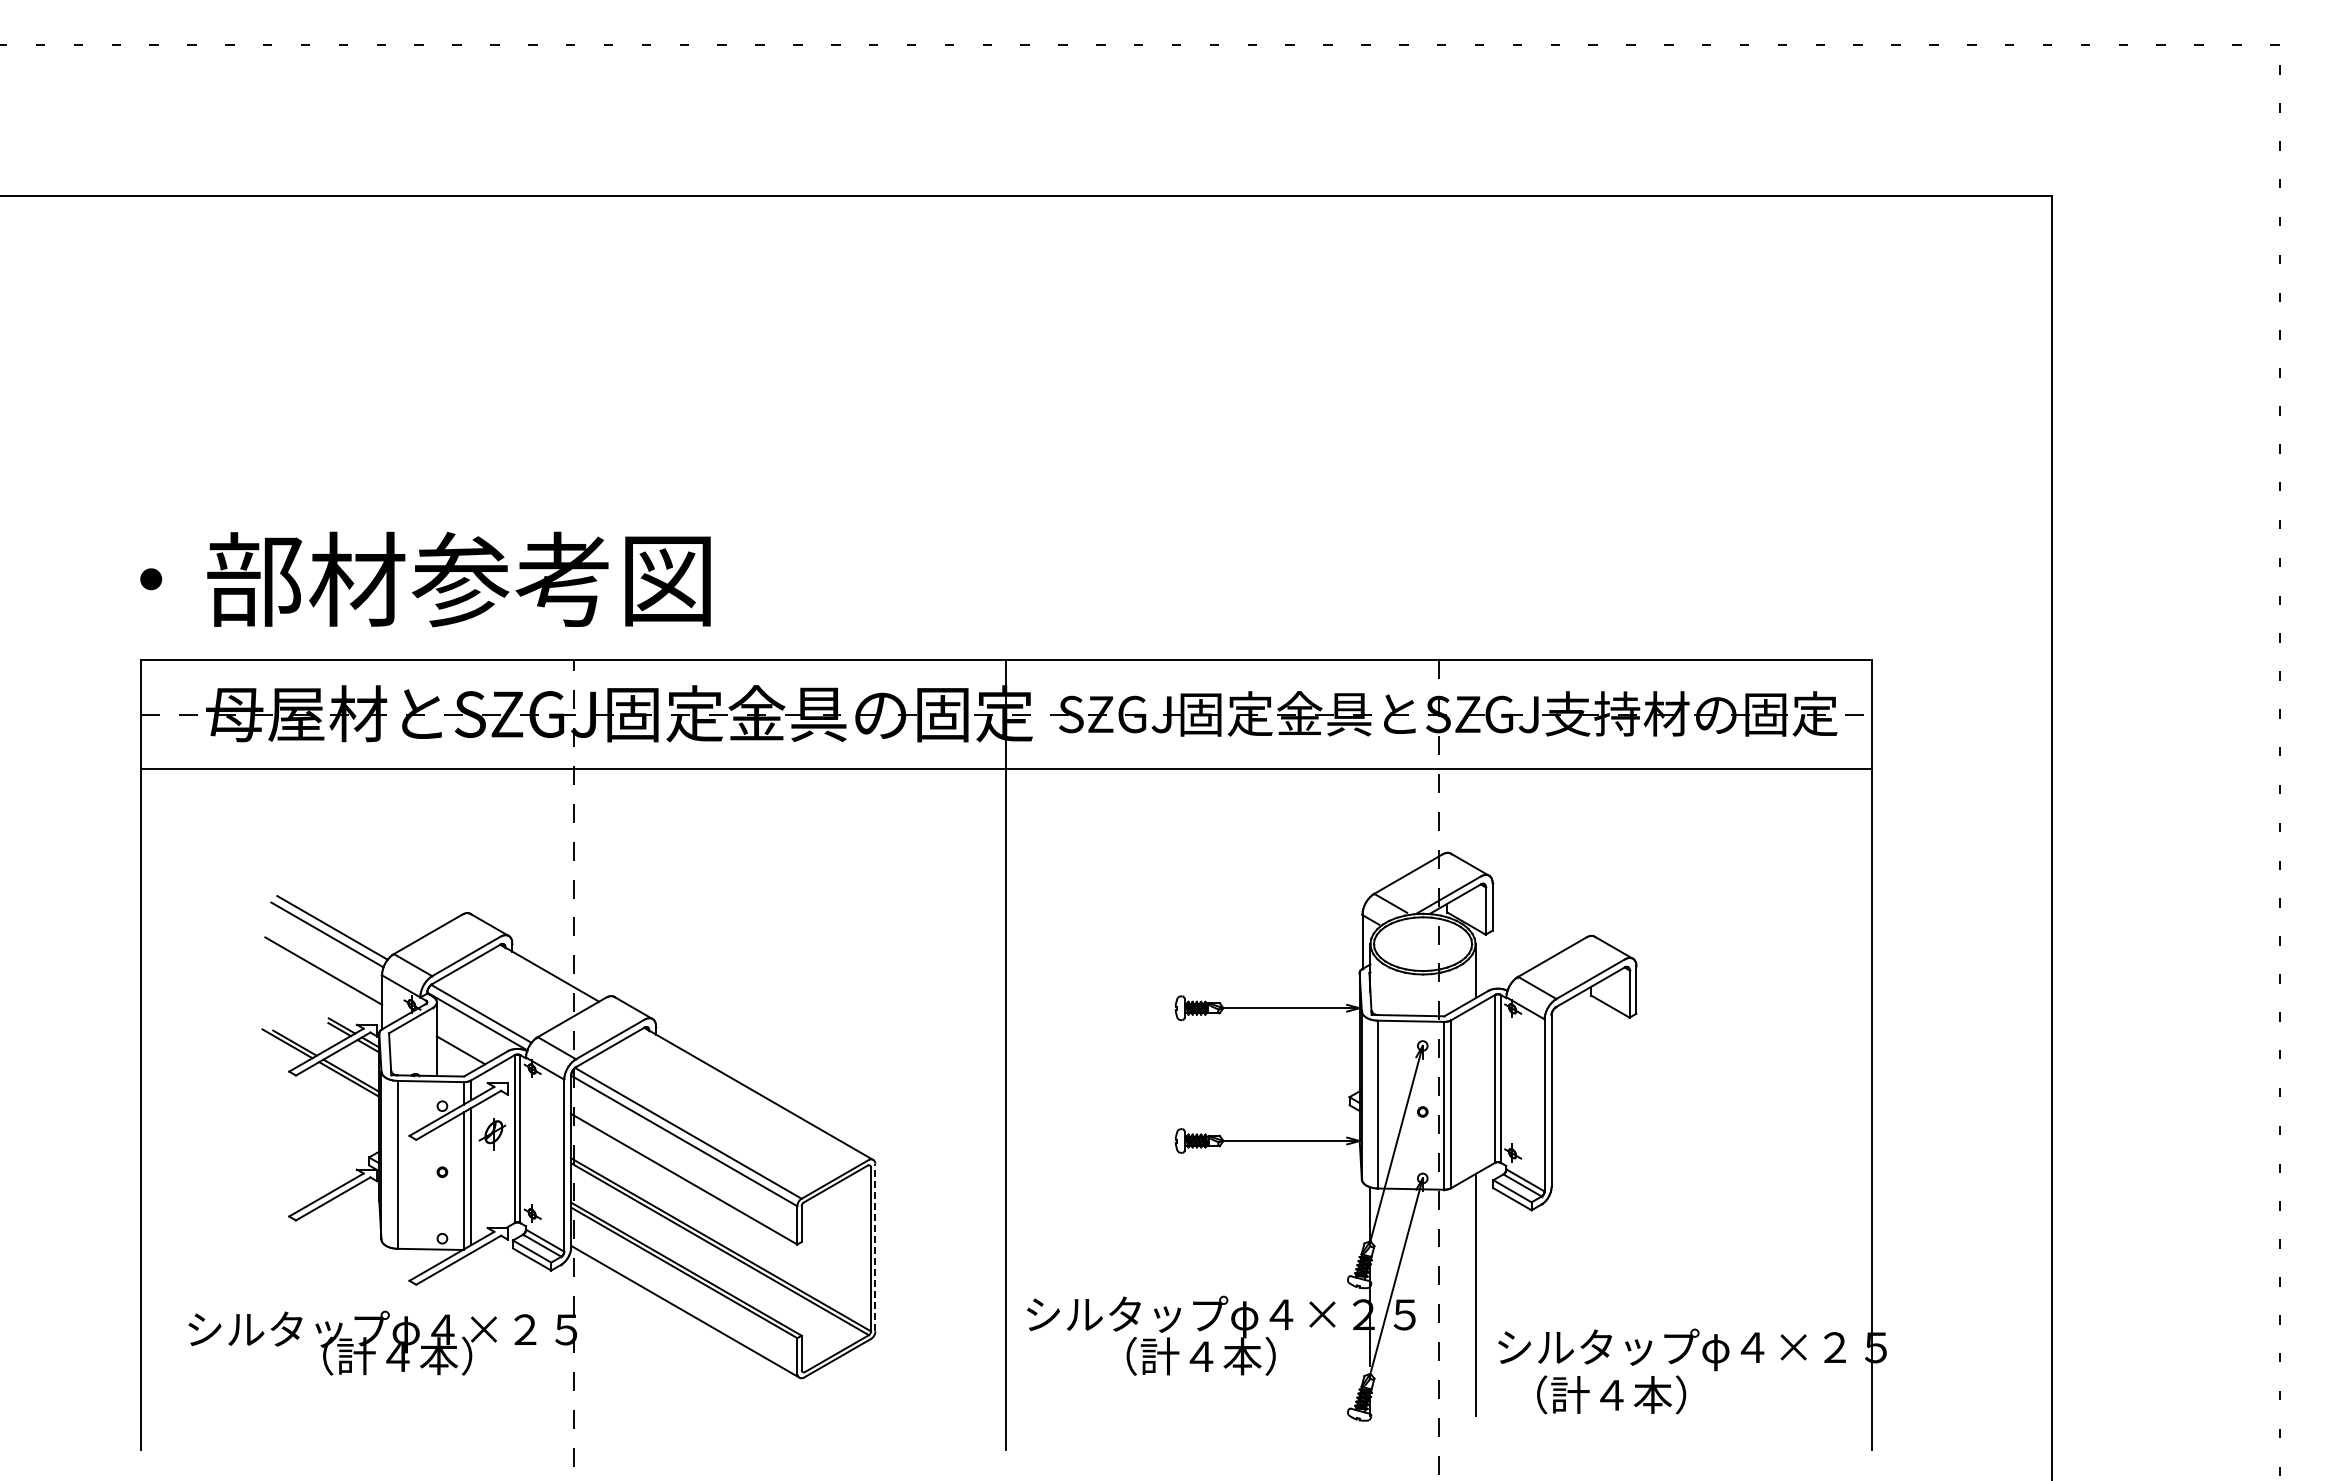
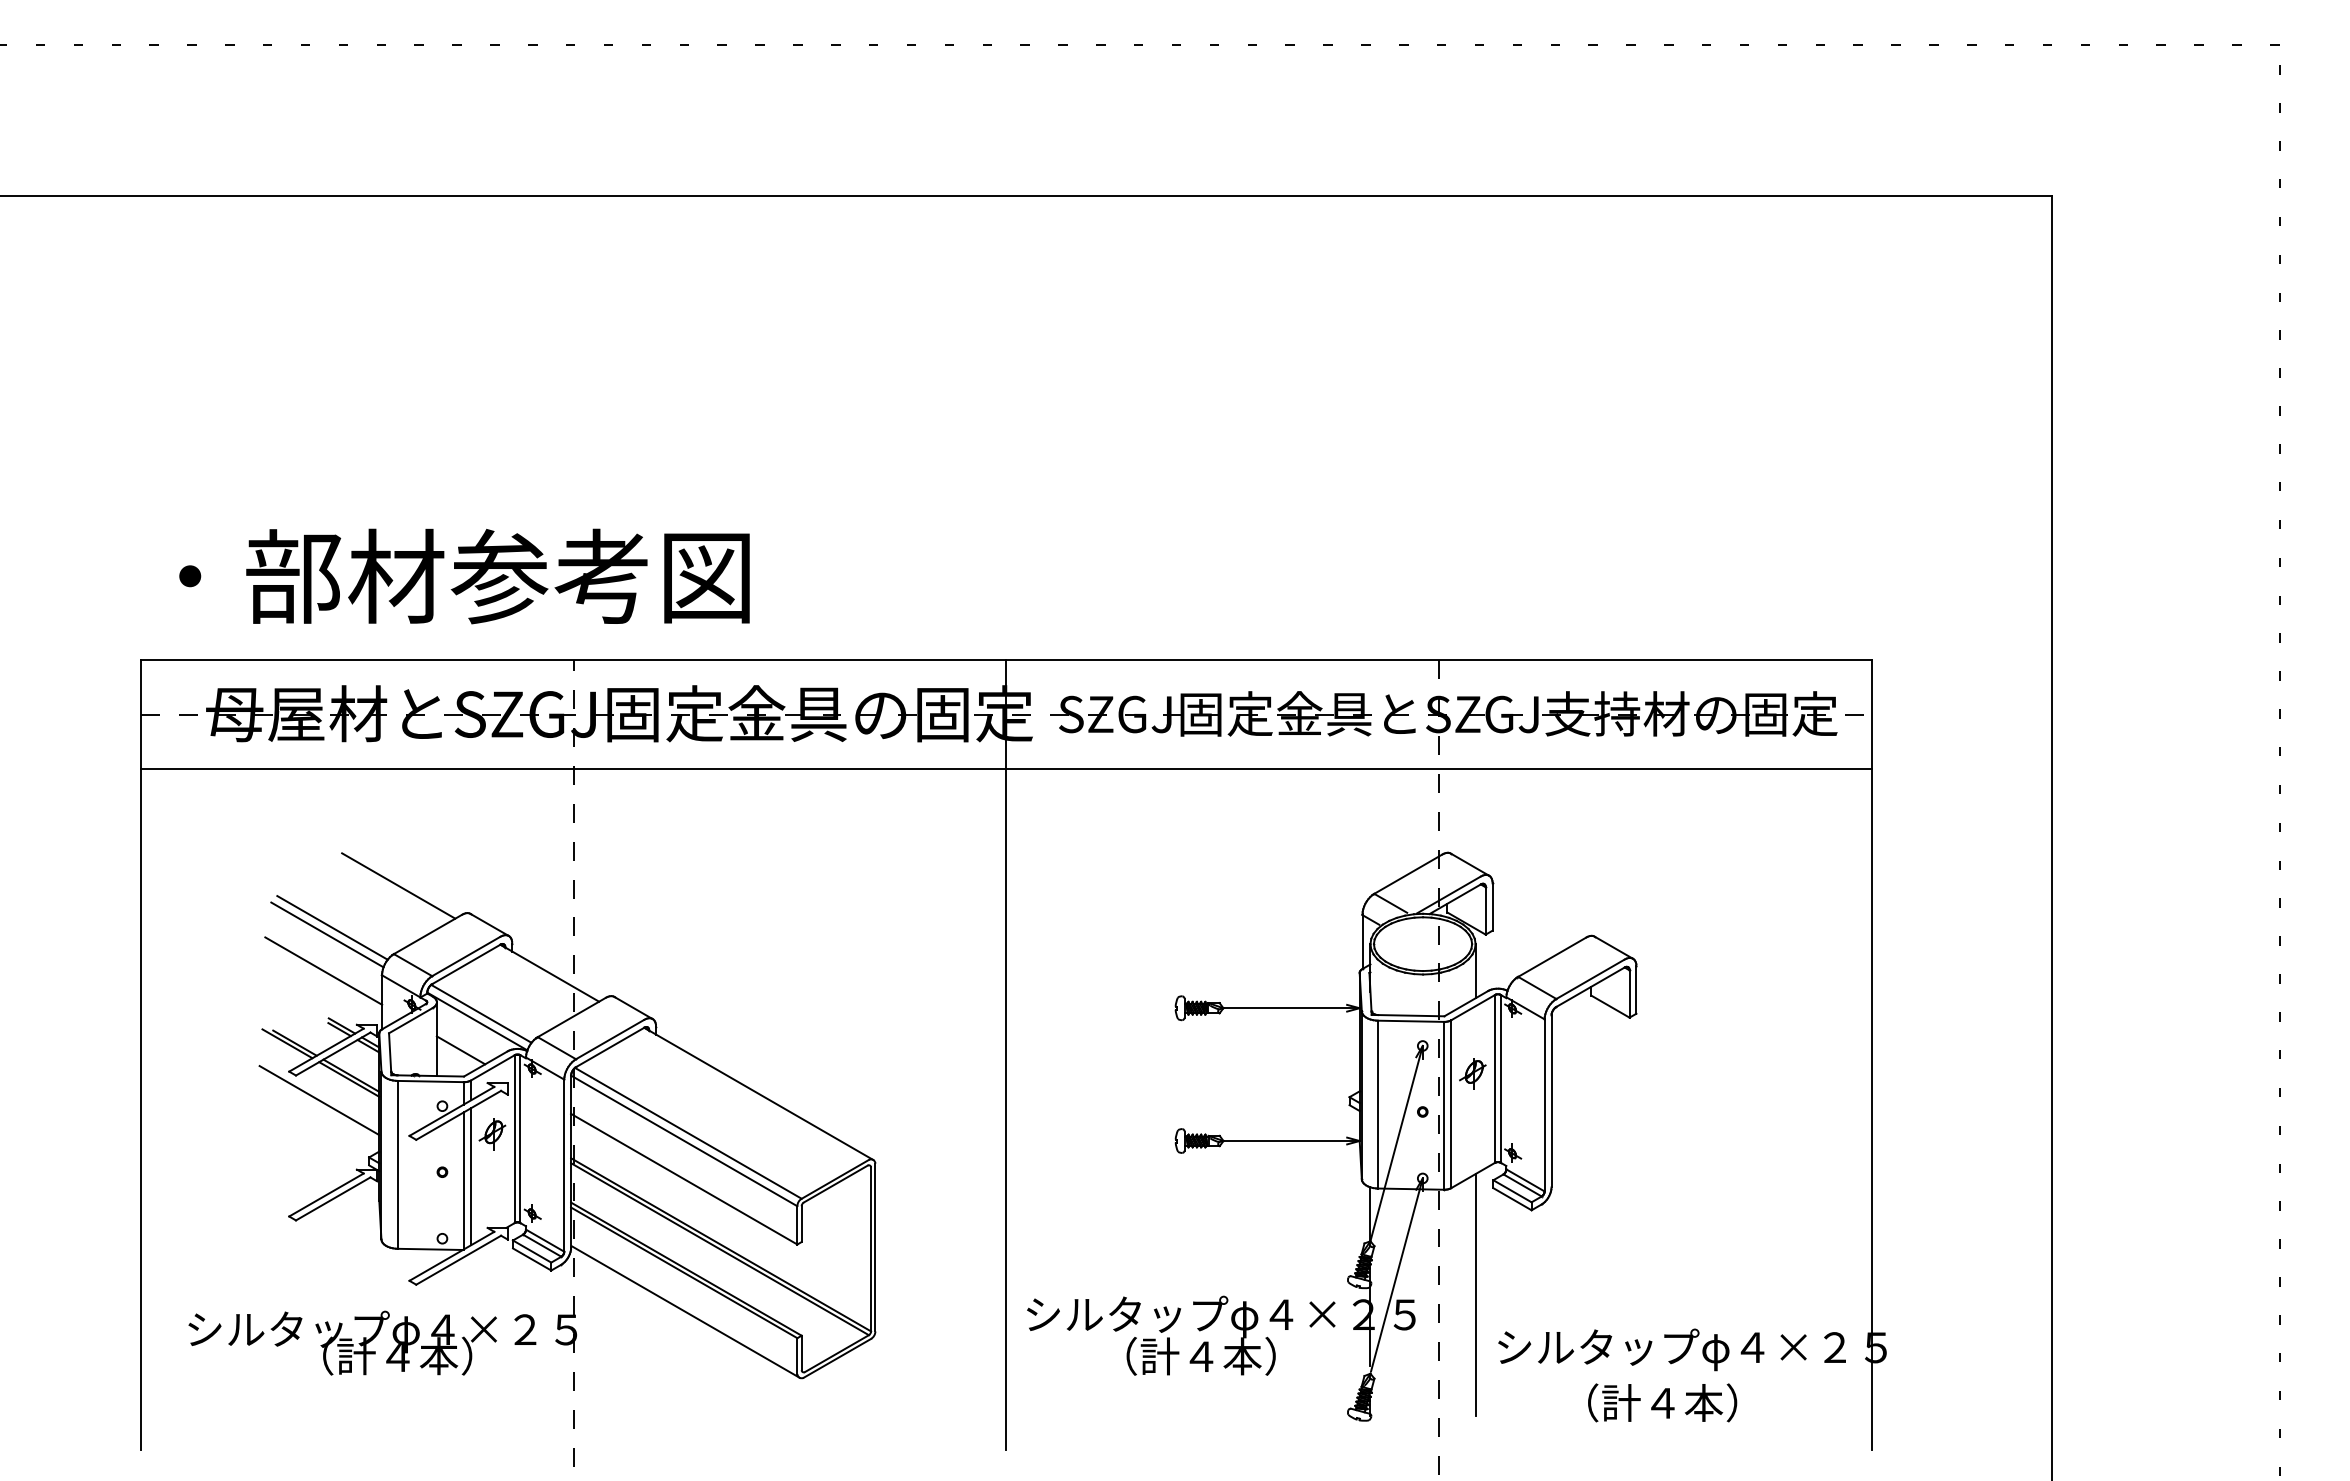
text position: (425, 579) -> (464, 576) (464, 576)
line: none -> present (398, 885)
part: none -> present (1472, 1073)
line: none -> present (319, 1100)
line: dashed -> solid (875, 1247)
text position: (1611, 1394) -> (1662, 1402) (1662, 1402)
